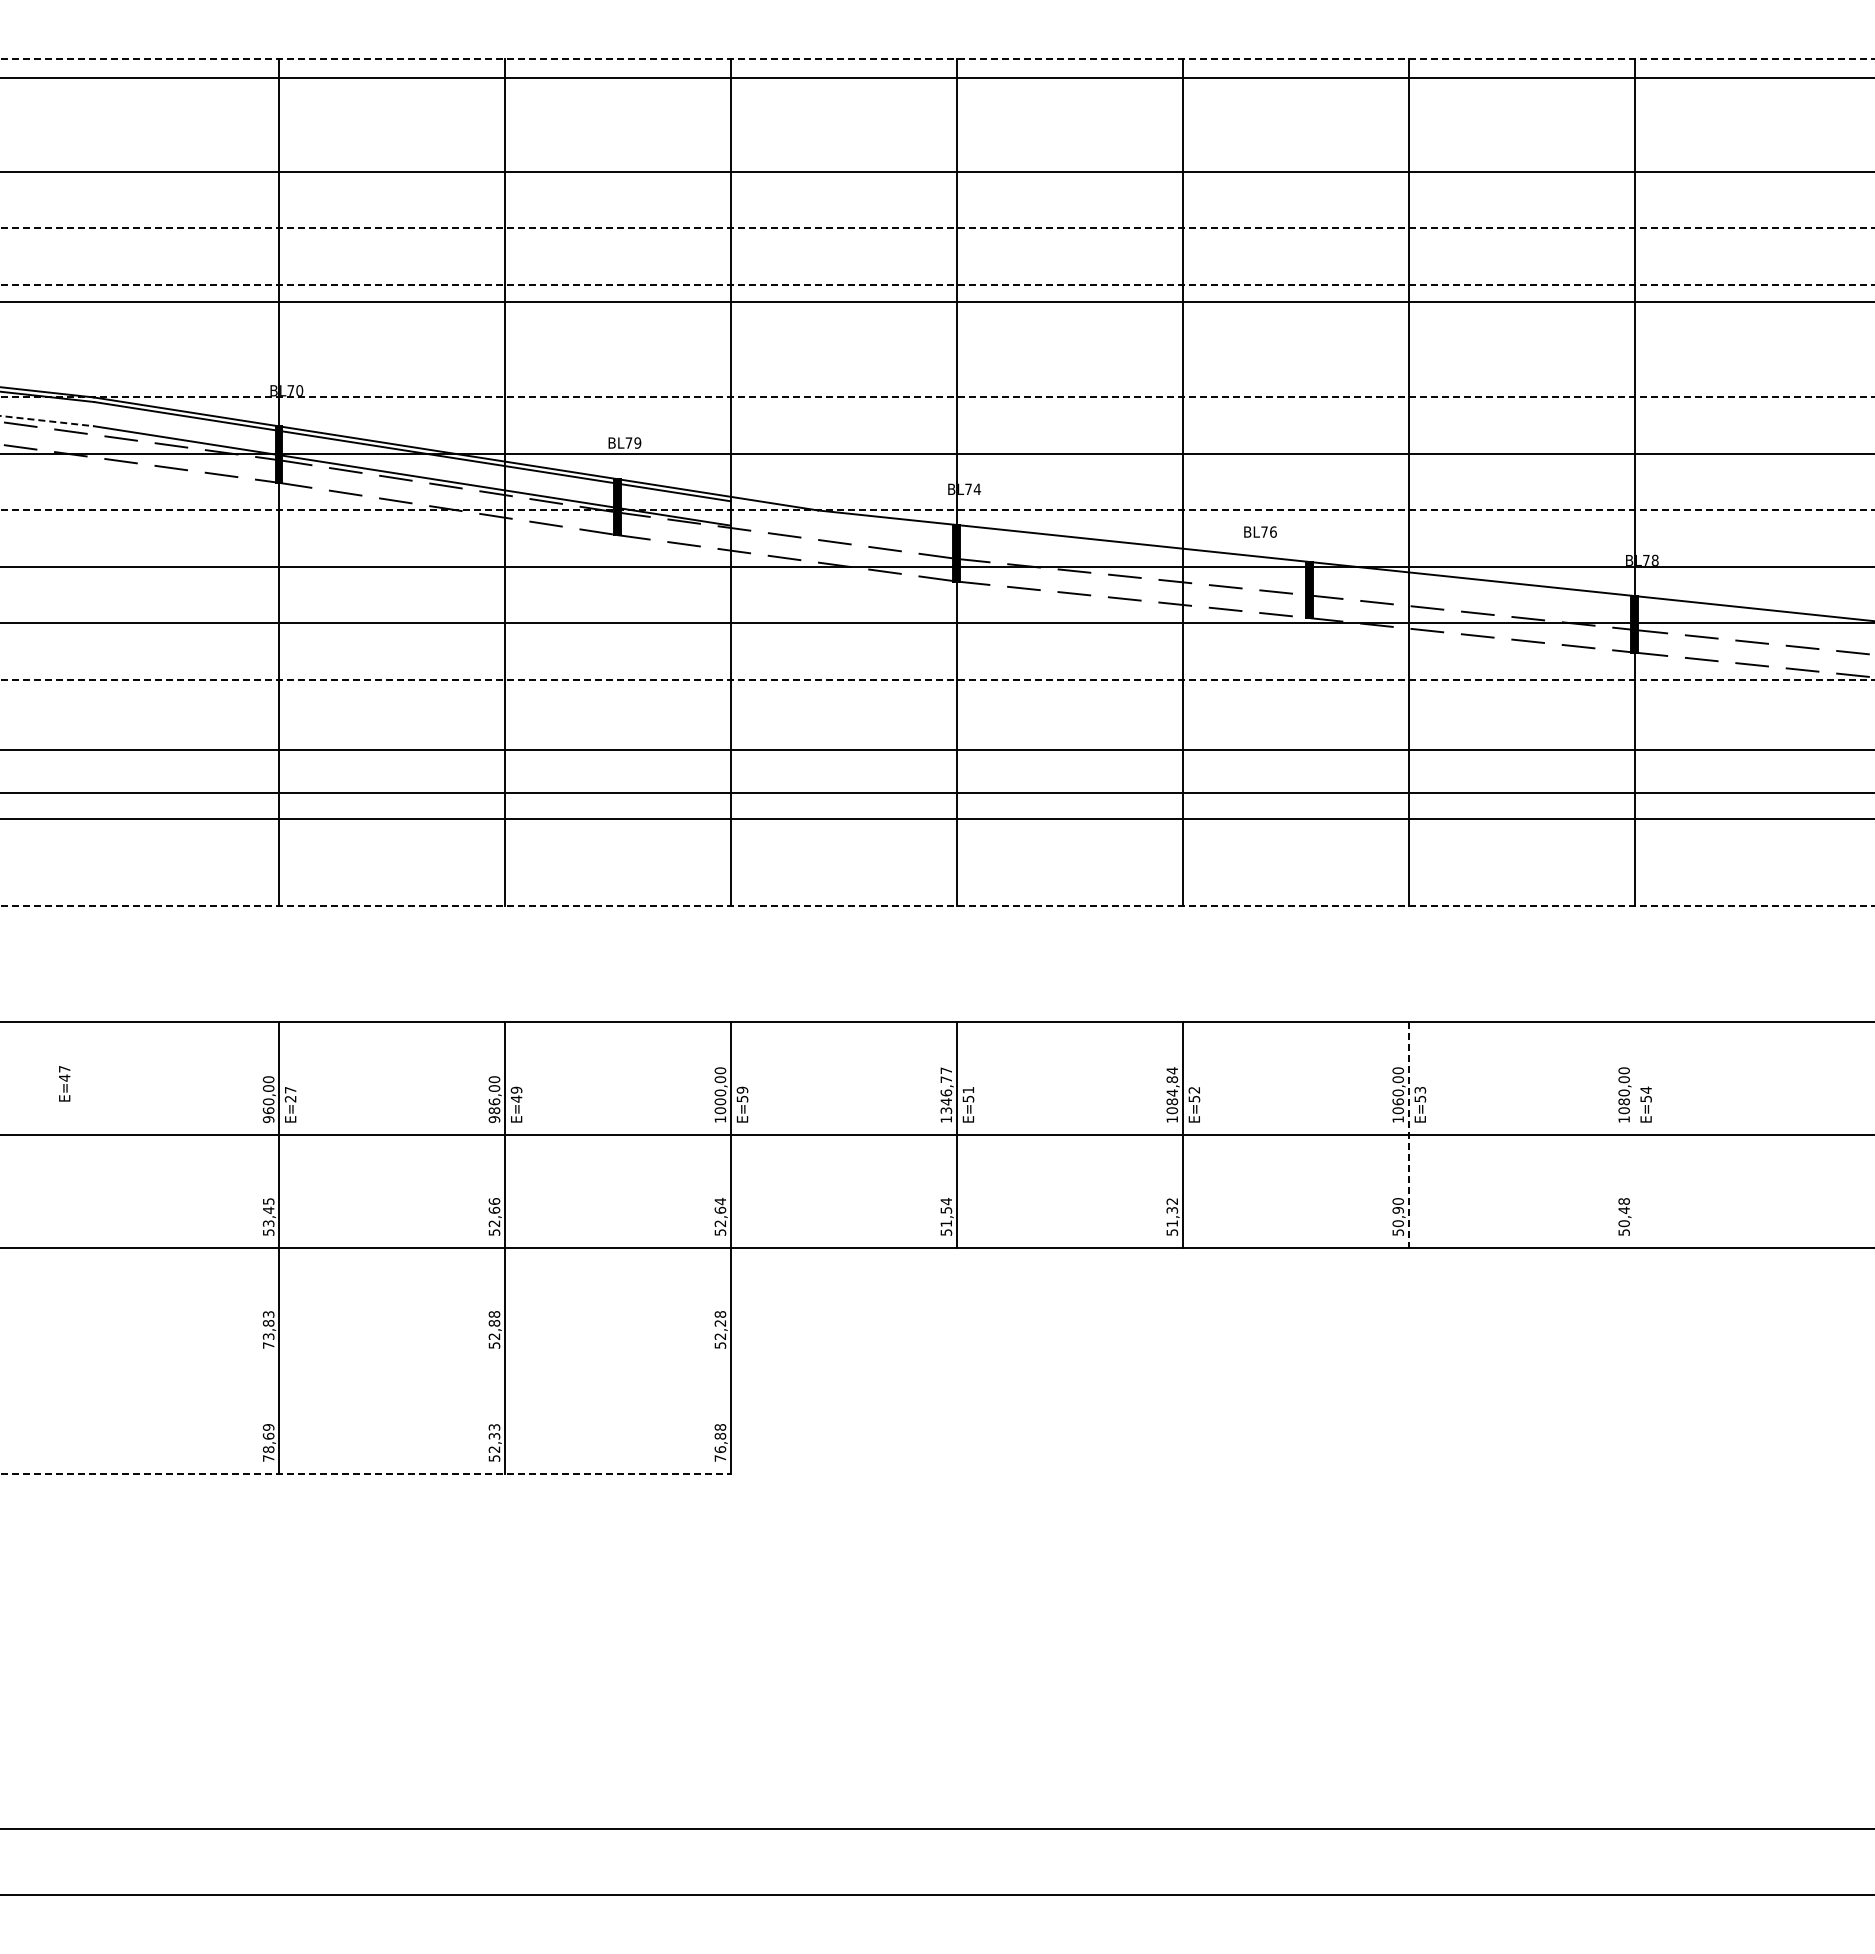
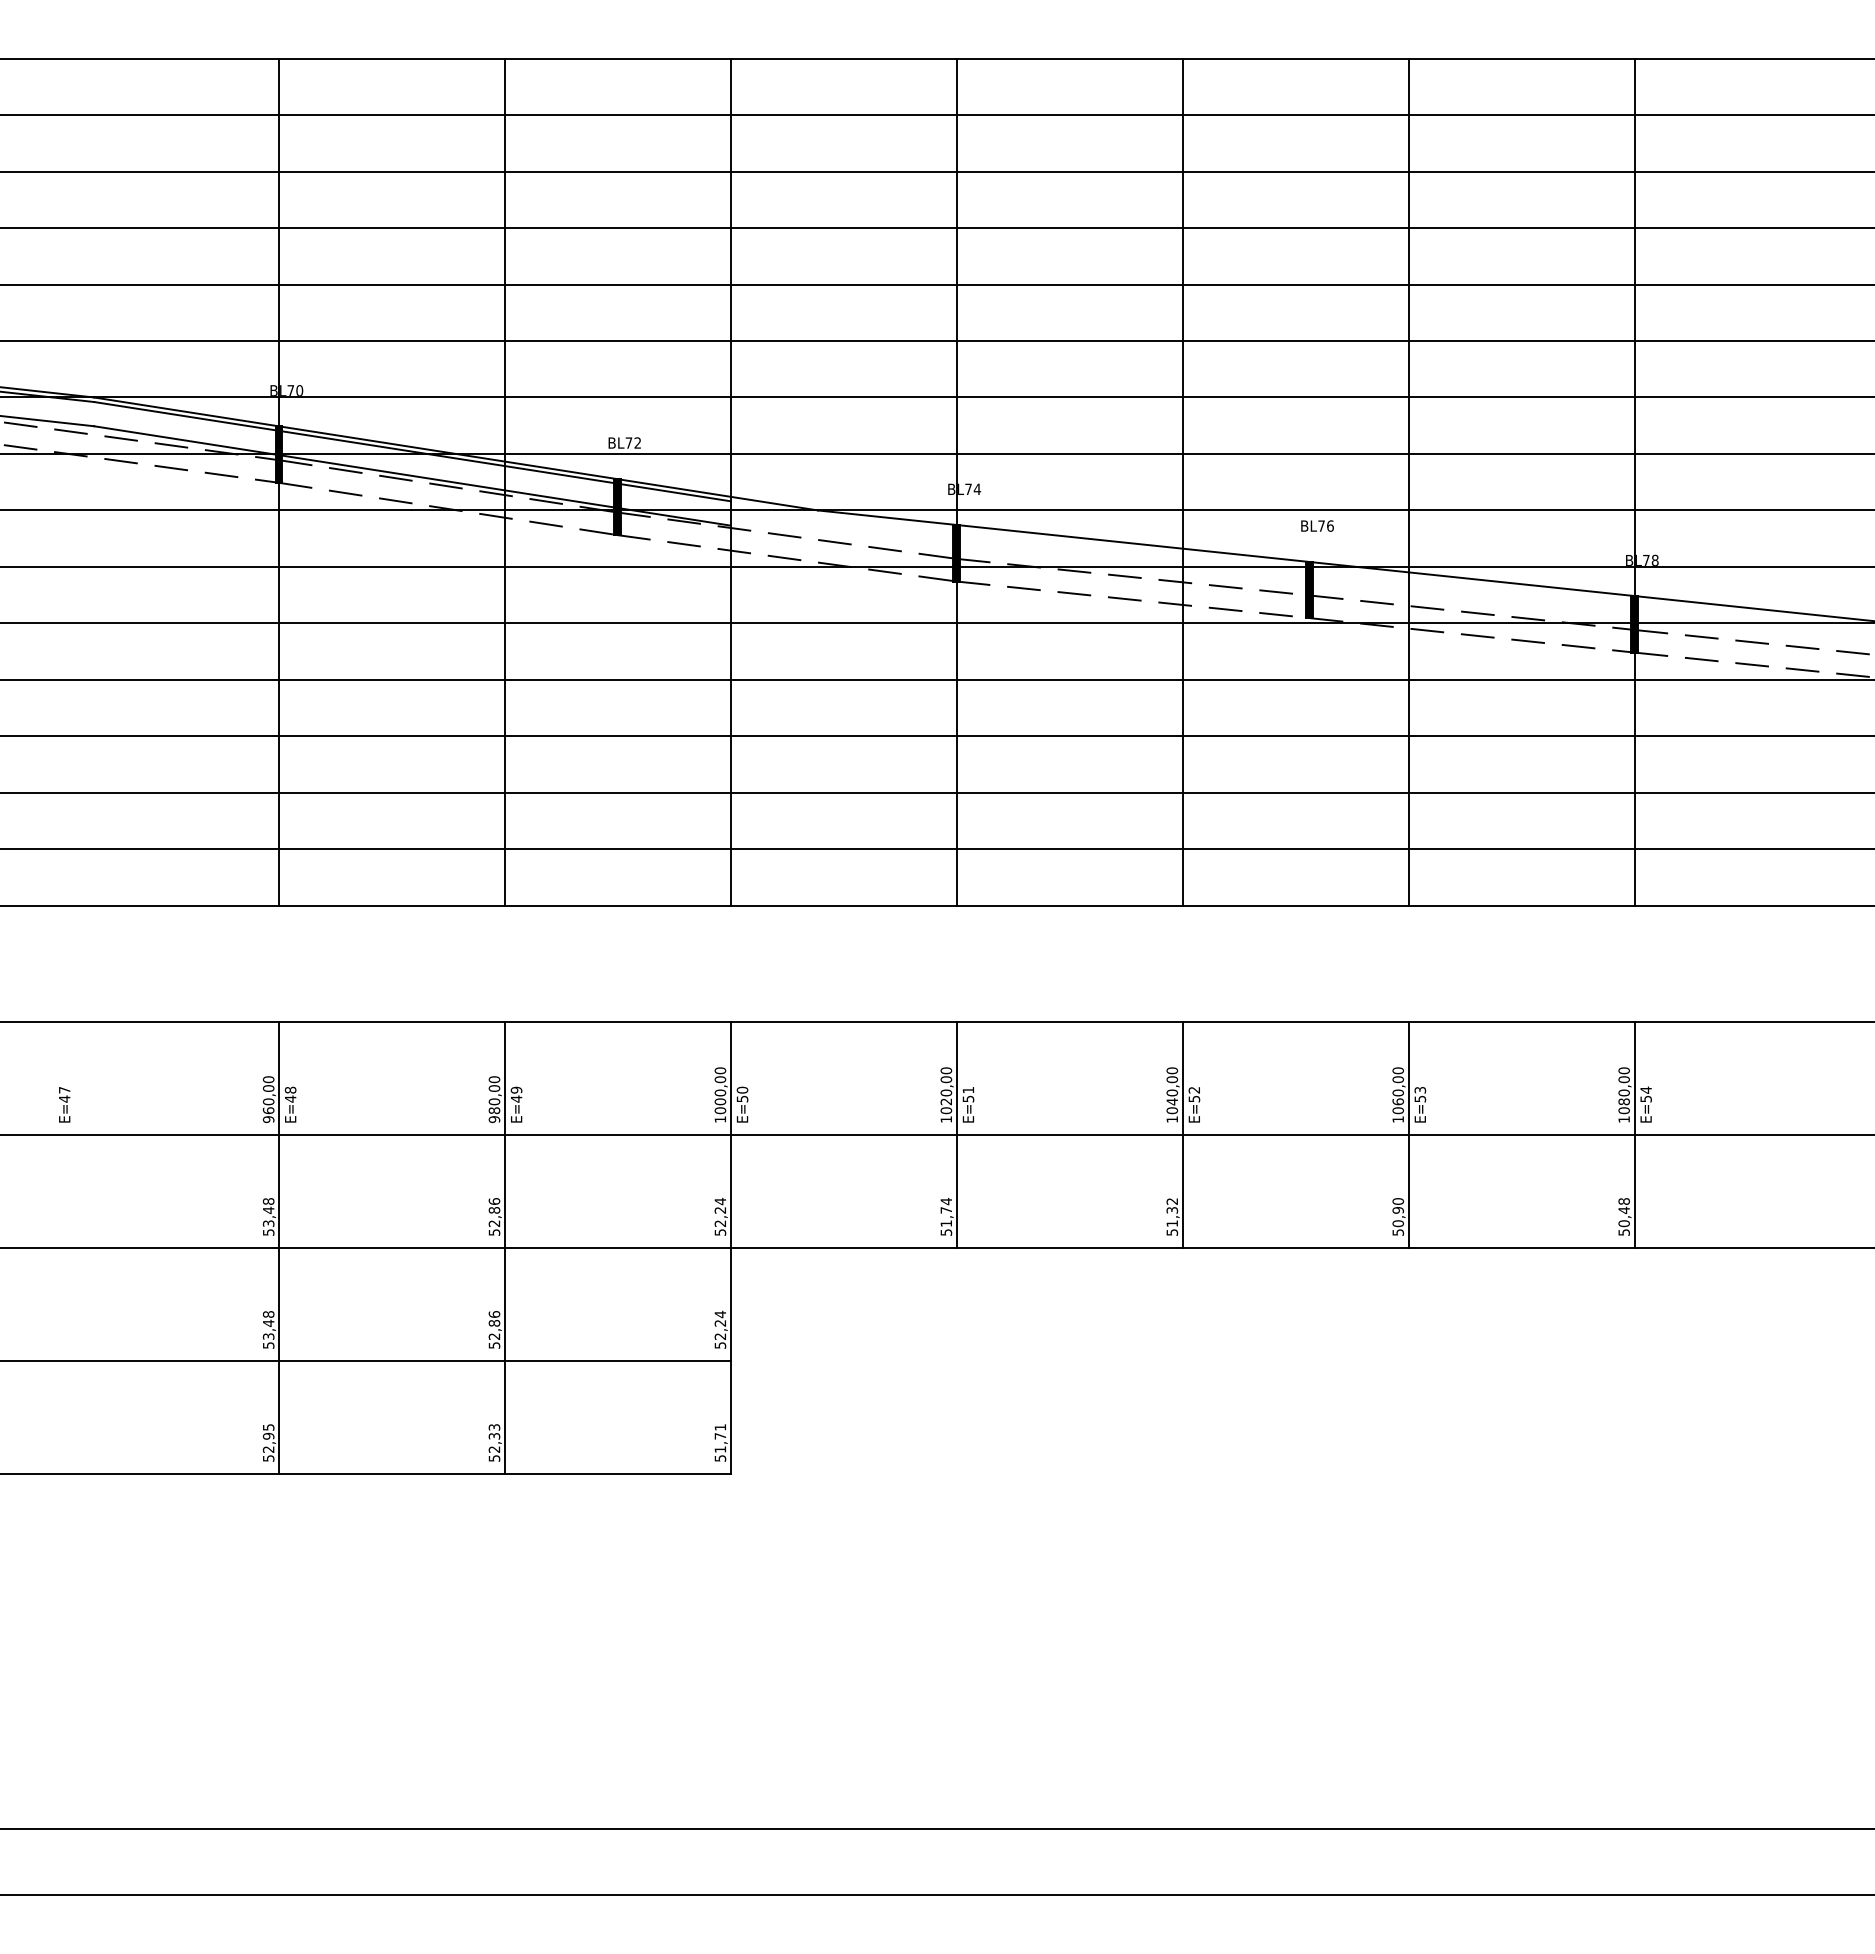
line: dashed -> solid (938, 58)
line position: (936, 78) -> (936, 115) (936, 115)
line: dashed -> solid (938, 228)
line: dashed -> solid (938, 284)
line position: (936, 302) -> (936, 341) (936, 341)
line: dashed -> solid (938, 397)
line: dashed -> solid (47, 421)
text: BL79 -> BL72 (637, 442)
line: dashed -> solid (938, 510)
text position: (1260, 531) -> (1317, 525) (1317, 525)
line: dashed -> solid (938, 679)
line position: (936, 750) -> (936, 736) (936, 736)
line position: (936, 819) -> (936, 849) (936, 849)
line: dashed -> solid (938, 905)
text position: (64, 1083) -> (64, 1104) (64, 1104)
text: 1084,84 -> 1040,00 (1172, 1086)
text: E=59 -> E=50 (742, 1090)
text: 1346,77 -> 1020,00 (946, 1090)
text: E=27 -> E=48 (290, 1094)
text: 986,00 -> 980,00 (493, 1101)
line: dashed -> solid (1408, 1134)
line: none -> present (1634, 1134)
text: 53,45 -> 53,48 (268, 1201)
text: 52,66 -> 52,86 (494, 1209)
text: 52,64 -> 52,24 (720, 1209)
text: 51,54 -> 51,74 (946, 1210)
text: 52,88 -> 52,86 (494, 1314)
text: 52,28 -> 52,24 (720, 1314)
text: 73,83 -> 53,48 (268, 1329)
line: none -> present (366, 1360)
text: 78,69 -> 52,95 (268, 1442)
text: 76,88 -> 51,71 (720, 1442)
line: dashed -> solid (365, 1473)
